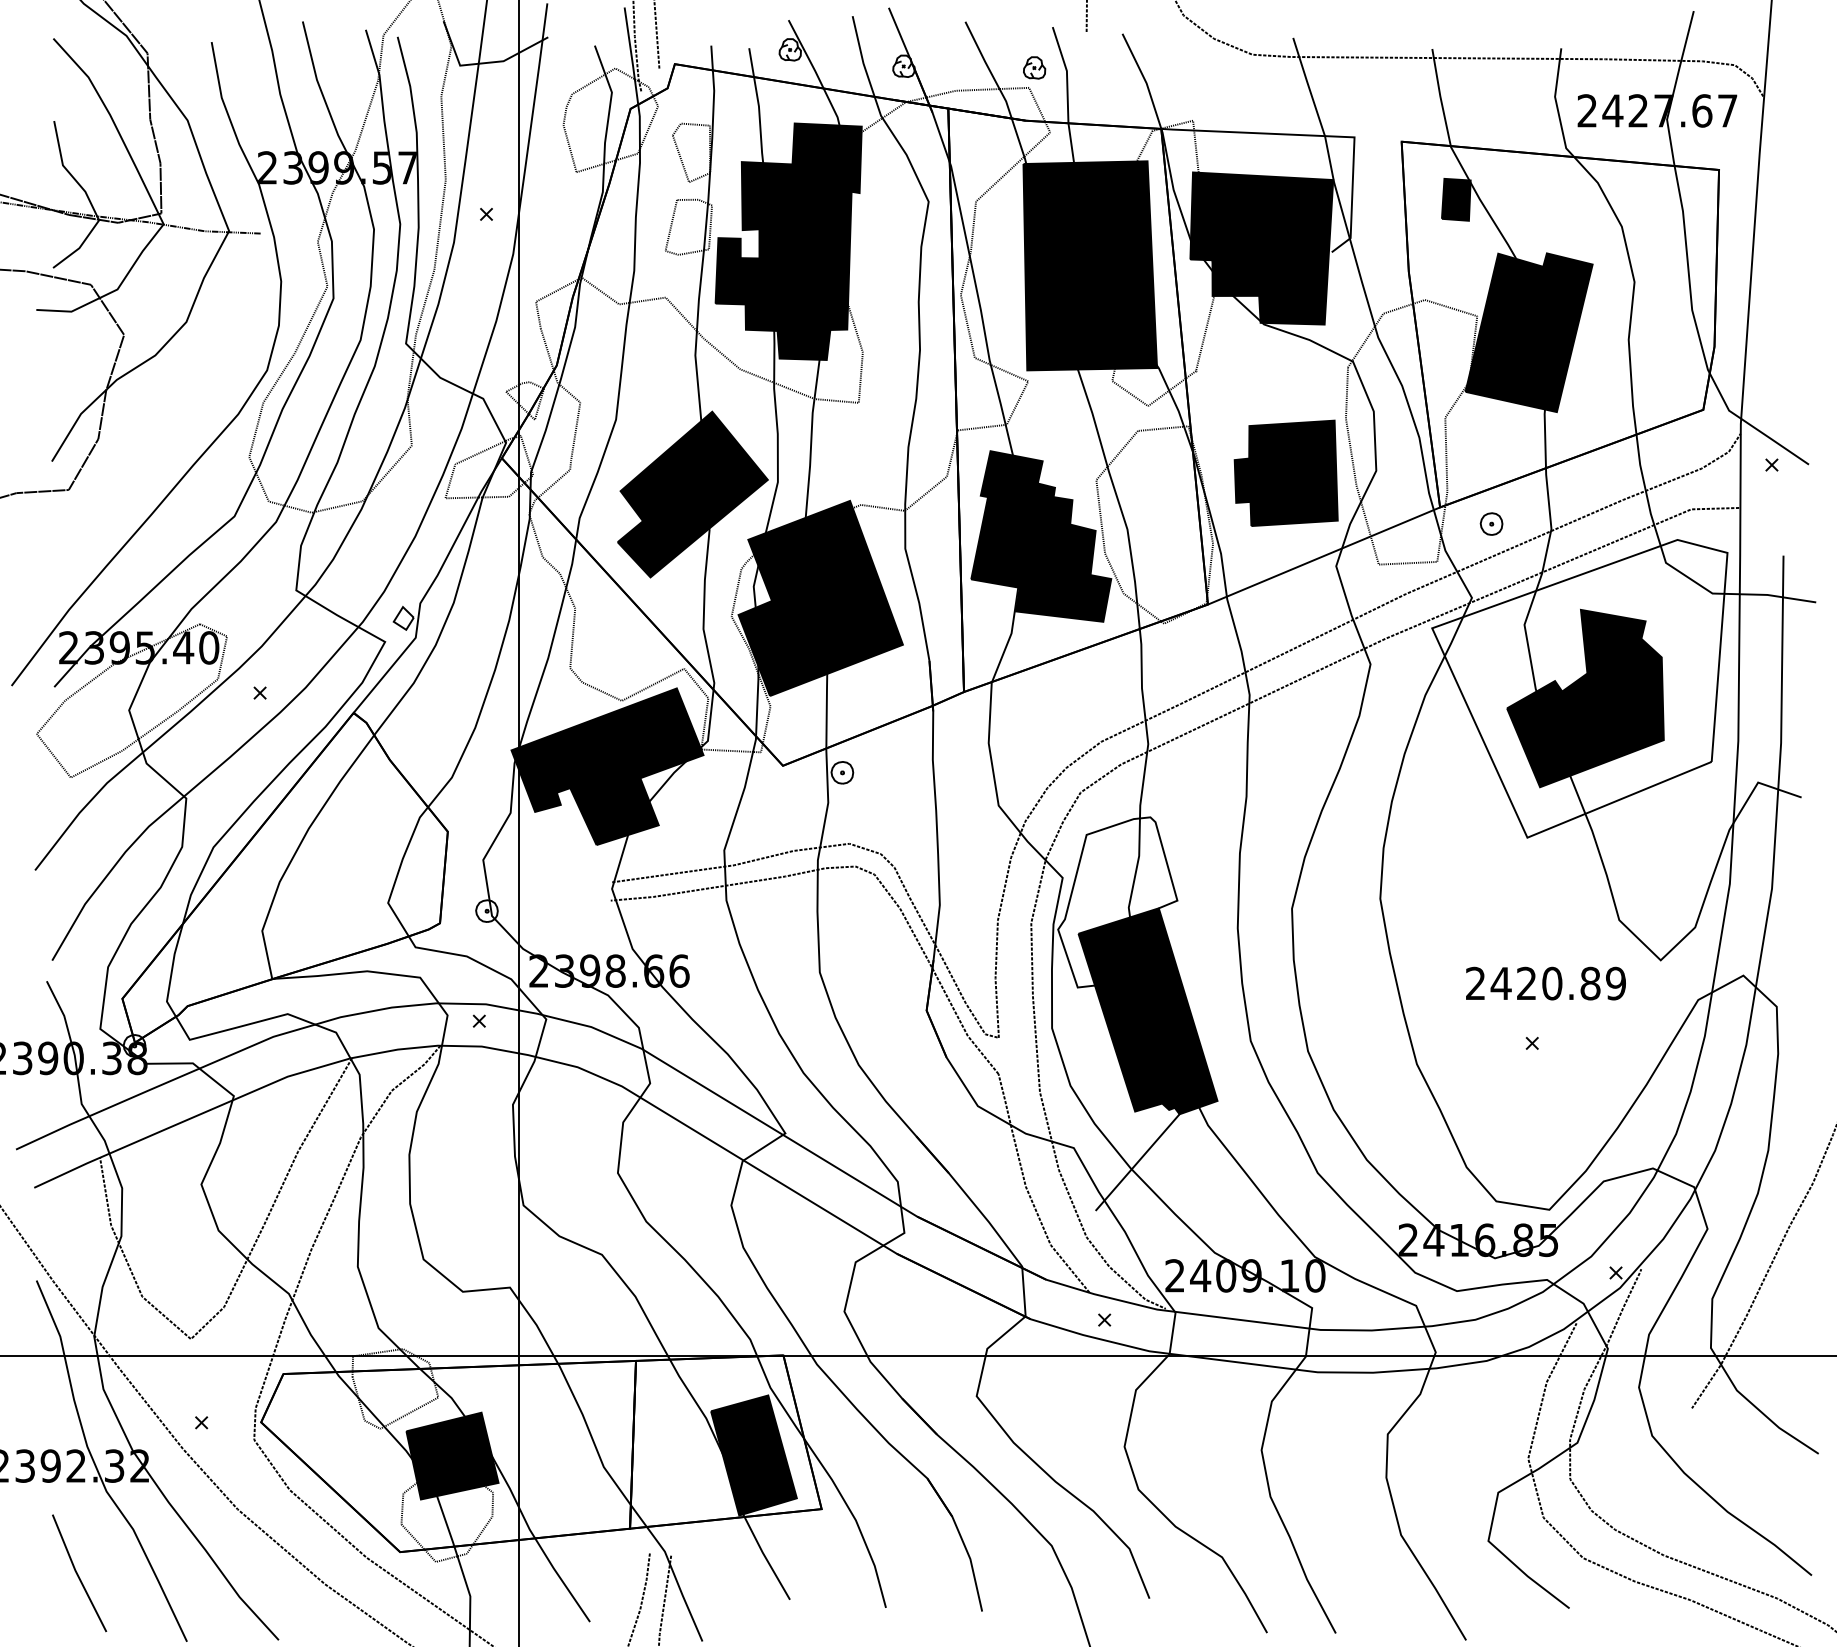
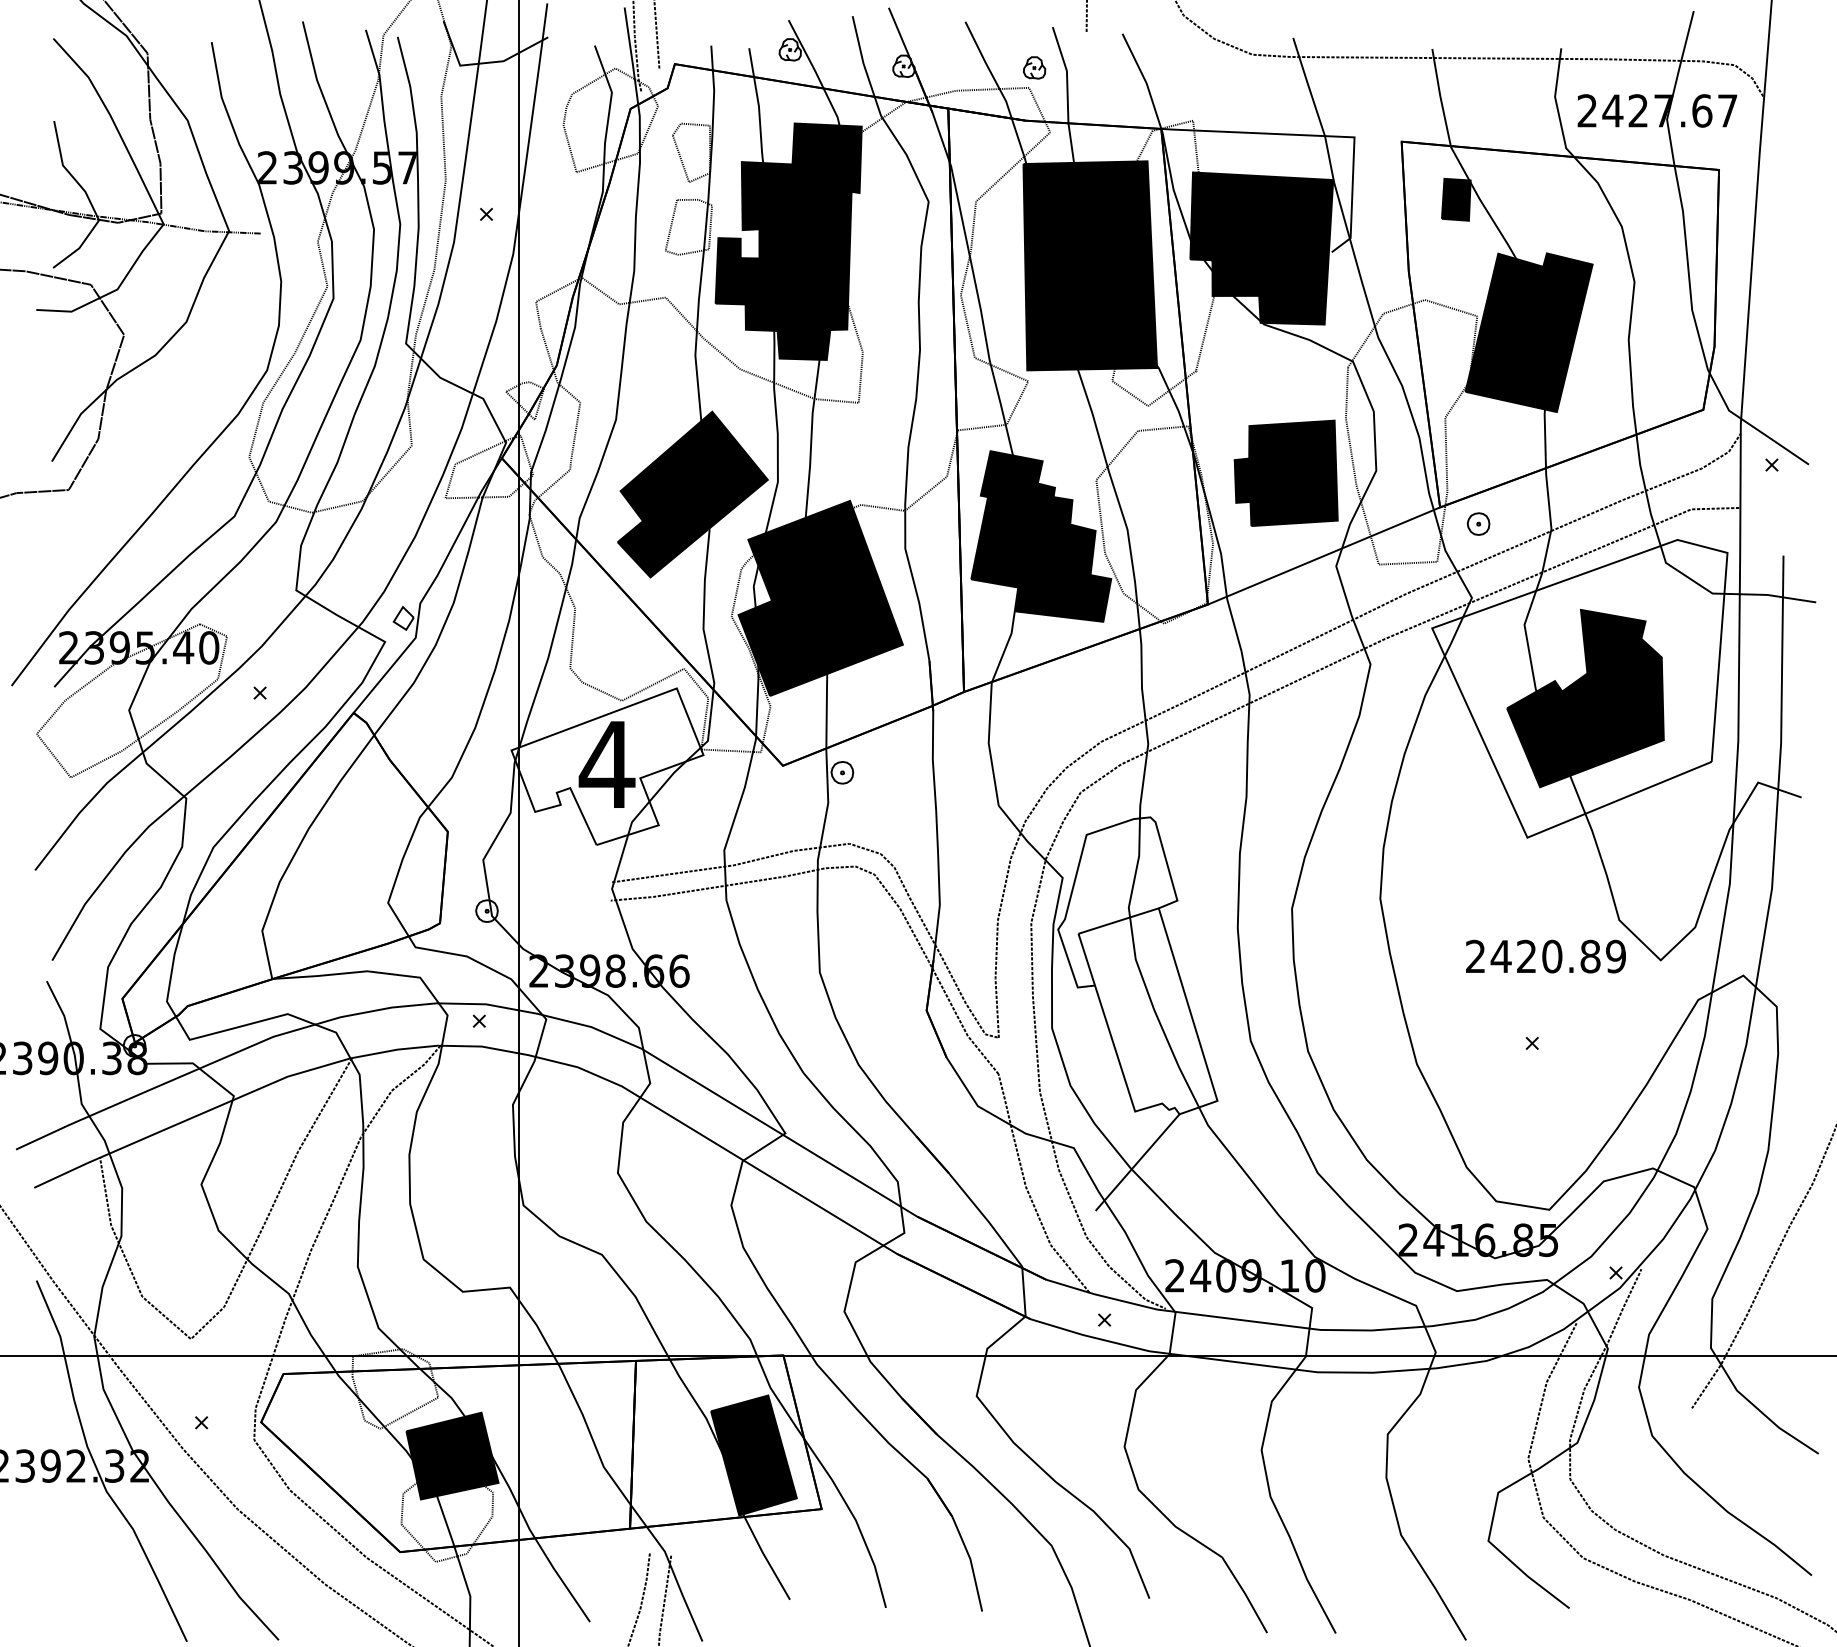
part position: (1491, 523) -> (1478, 523) (1478, 523)
fill: present -> none (607, 766)
text position: (1545, 983) -> (1545, 956) (1545, 956)
fill: present -> none (1147, 1011)
line: present -> none (78, 1574)
